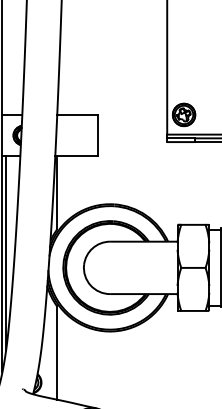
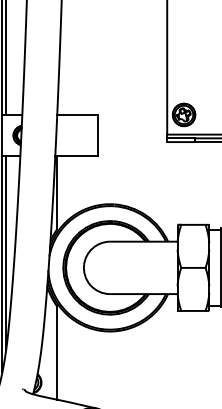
line: none -> present (6, 58)
